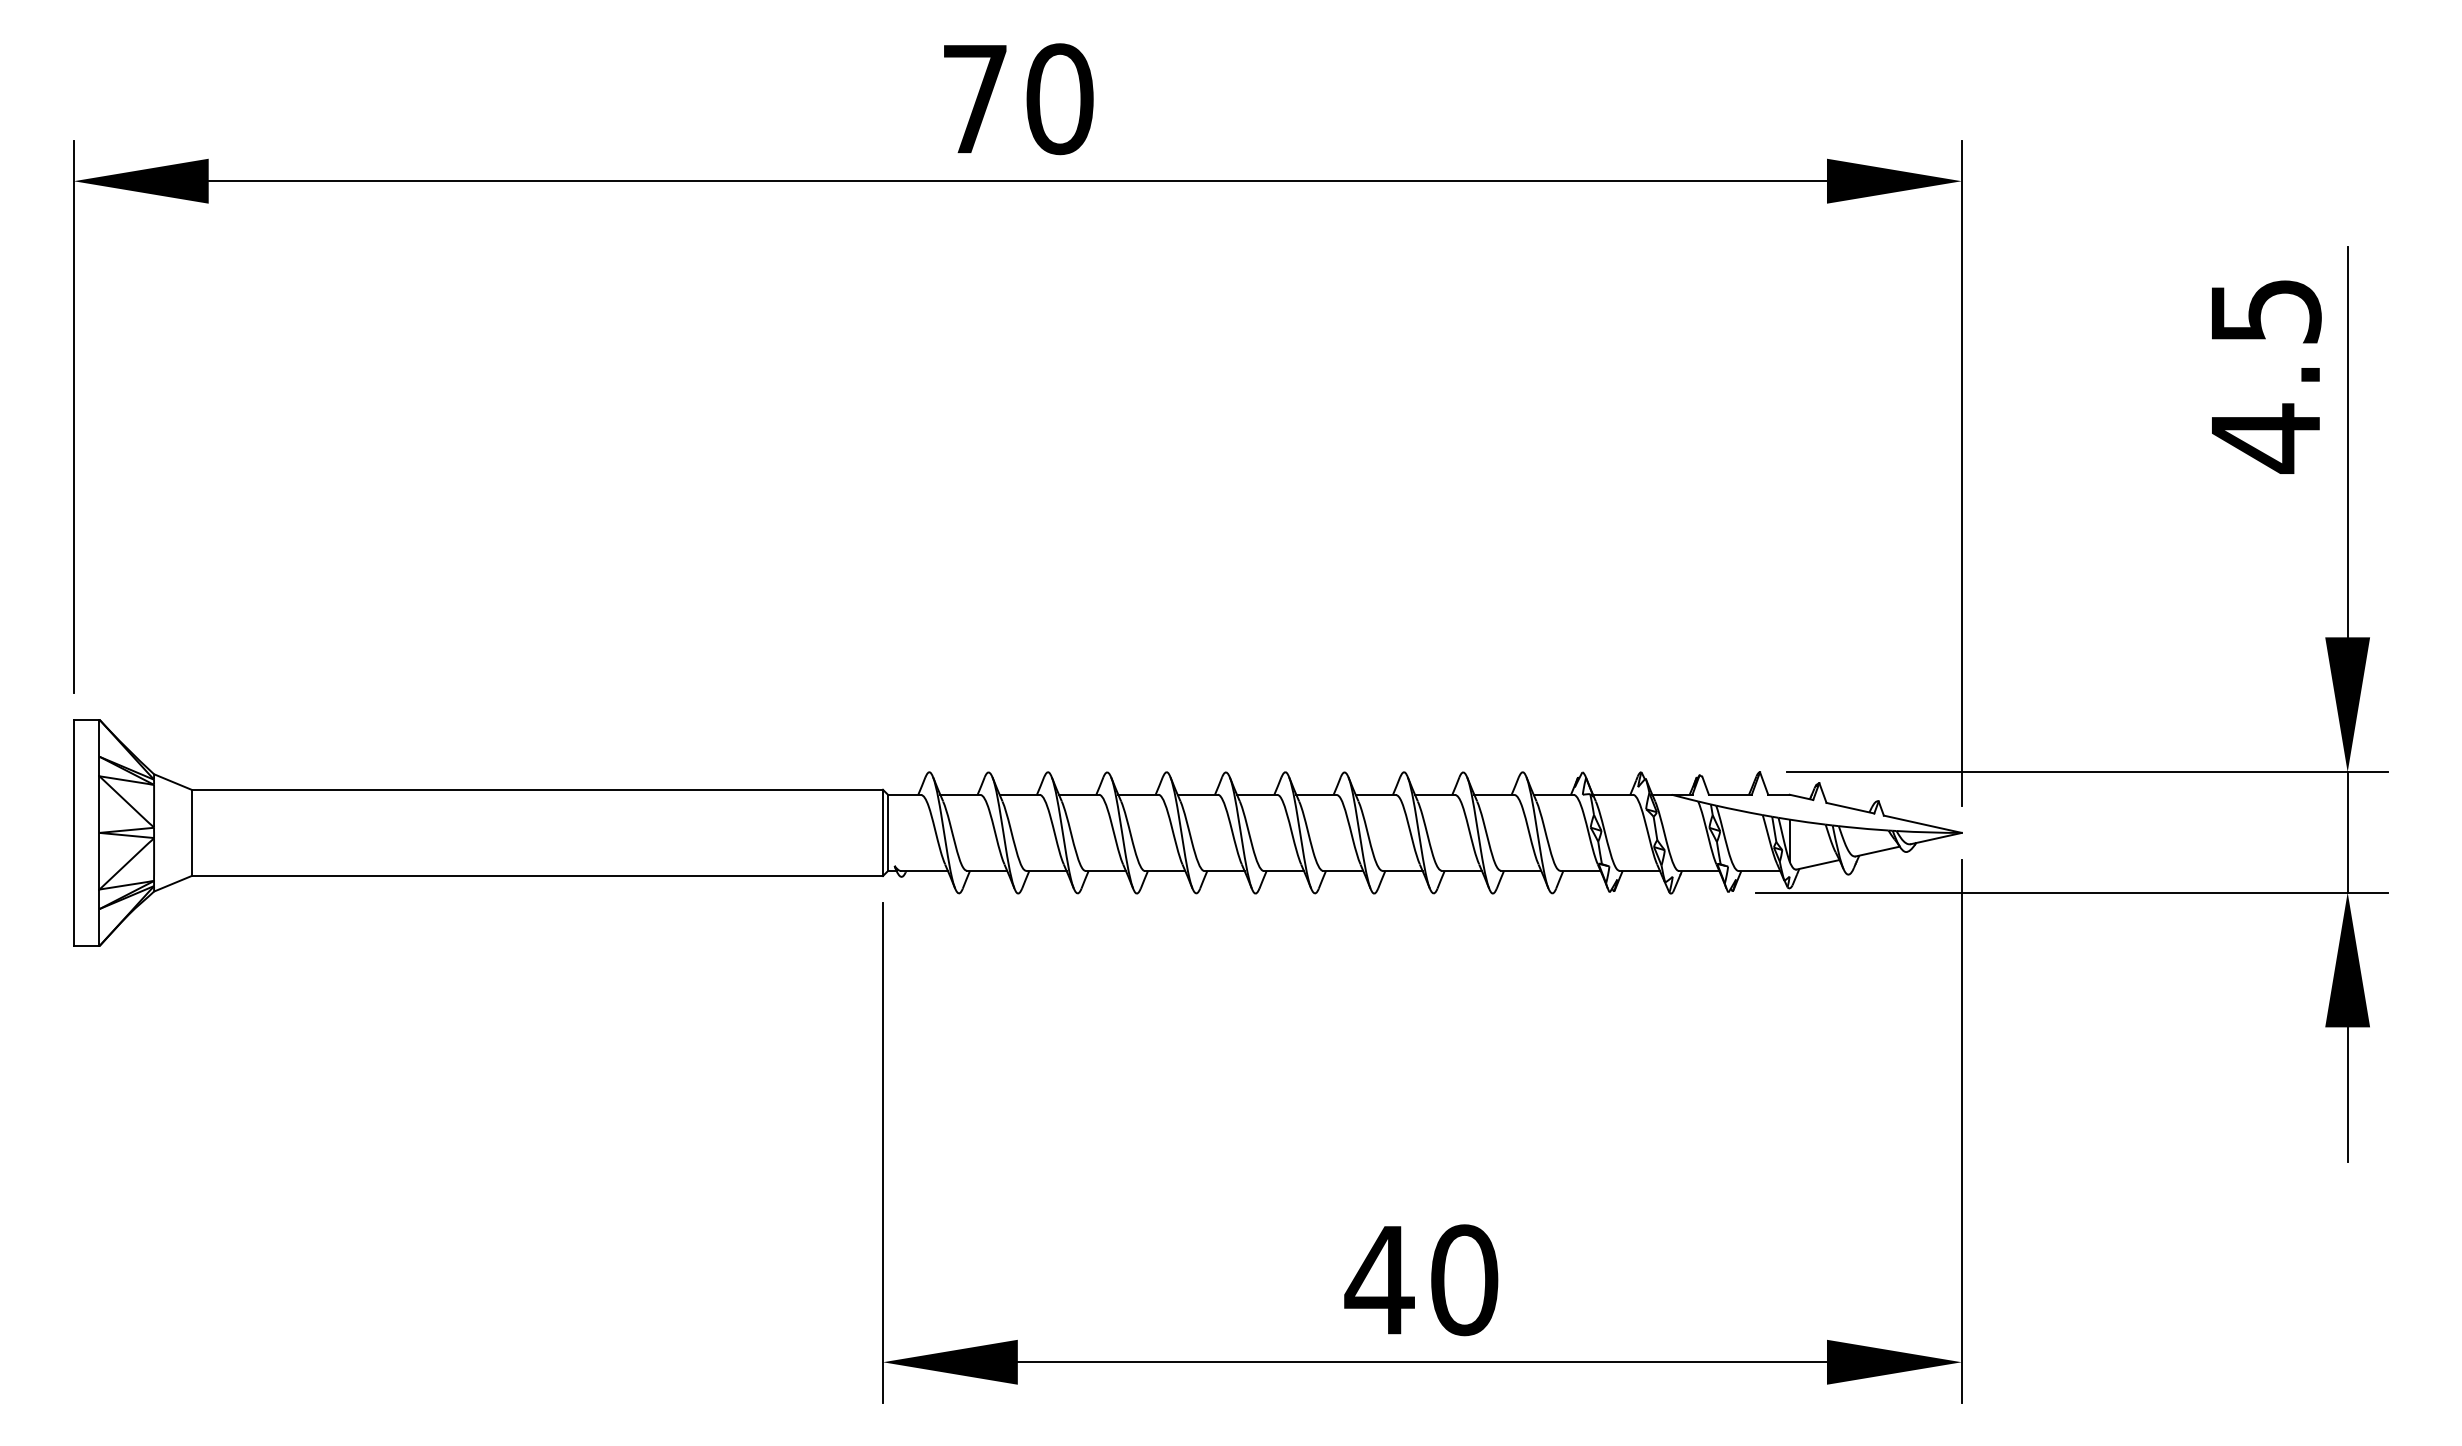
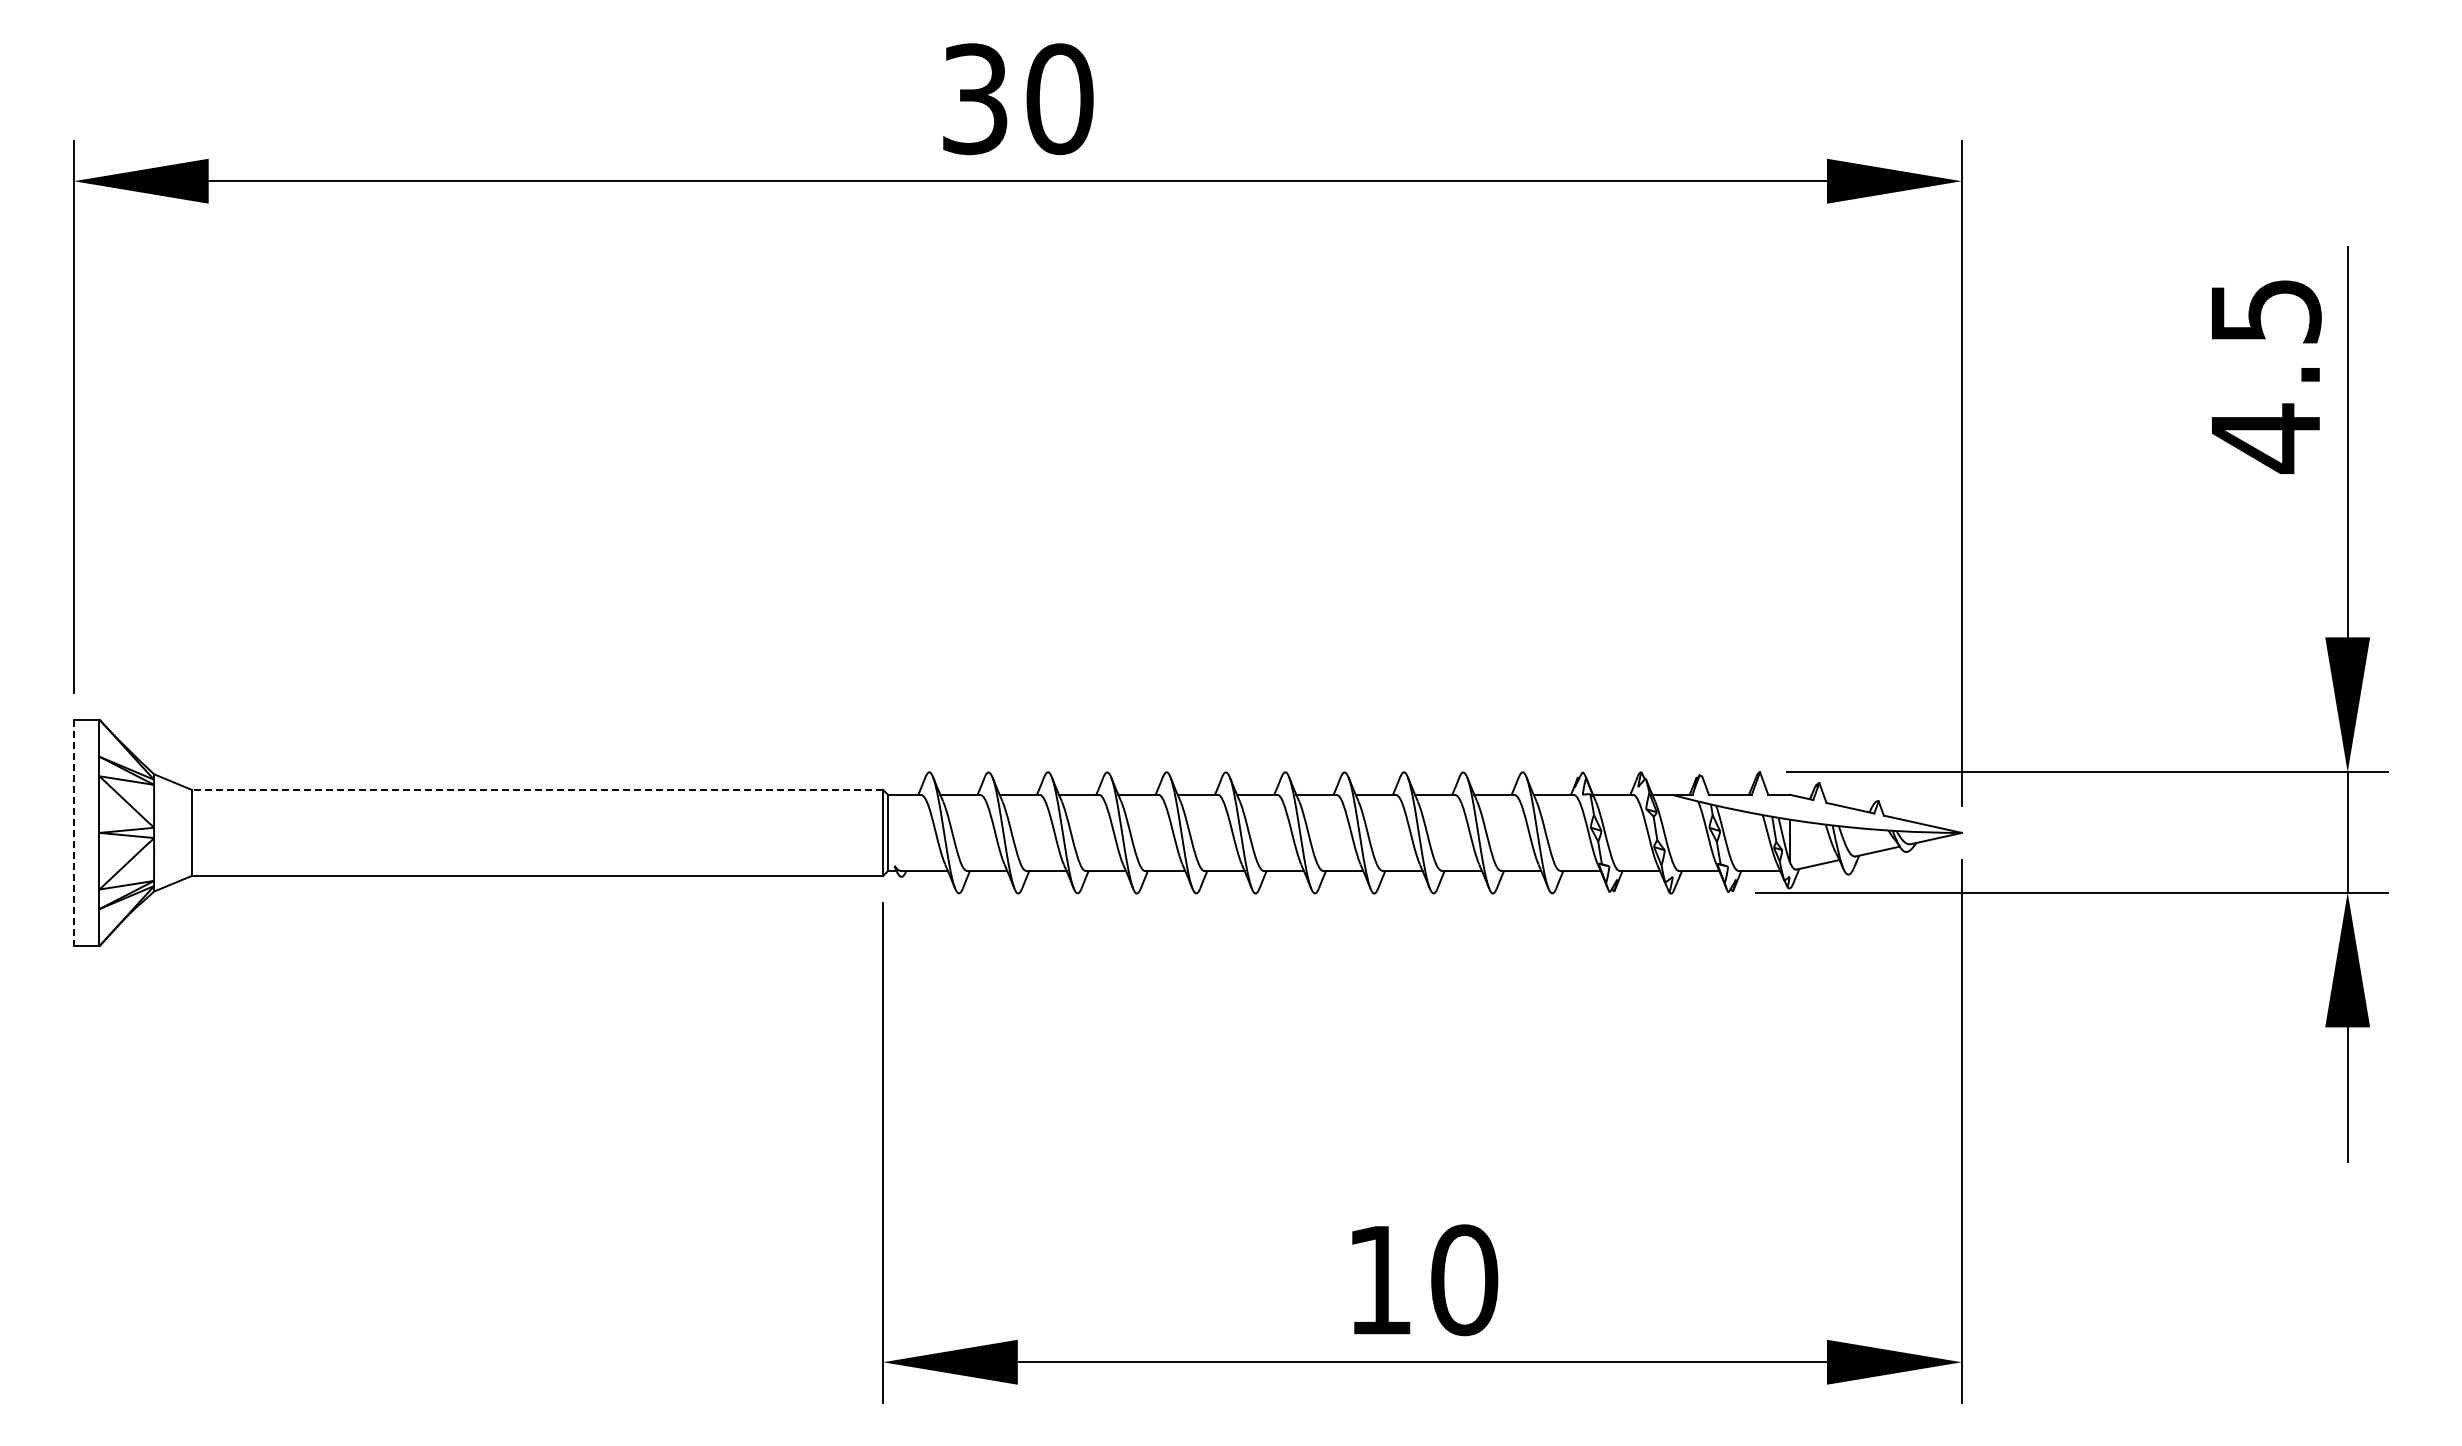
text: 70 -> 30 (975, 99)
line: solid -> dashed (537, 789)
line: solid -> dashed (73, 833)
text: 40 -> 10 (1379, 1280)
